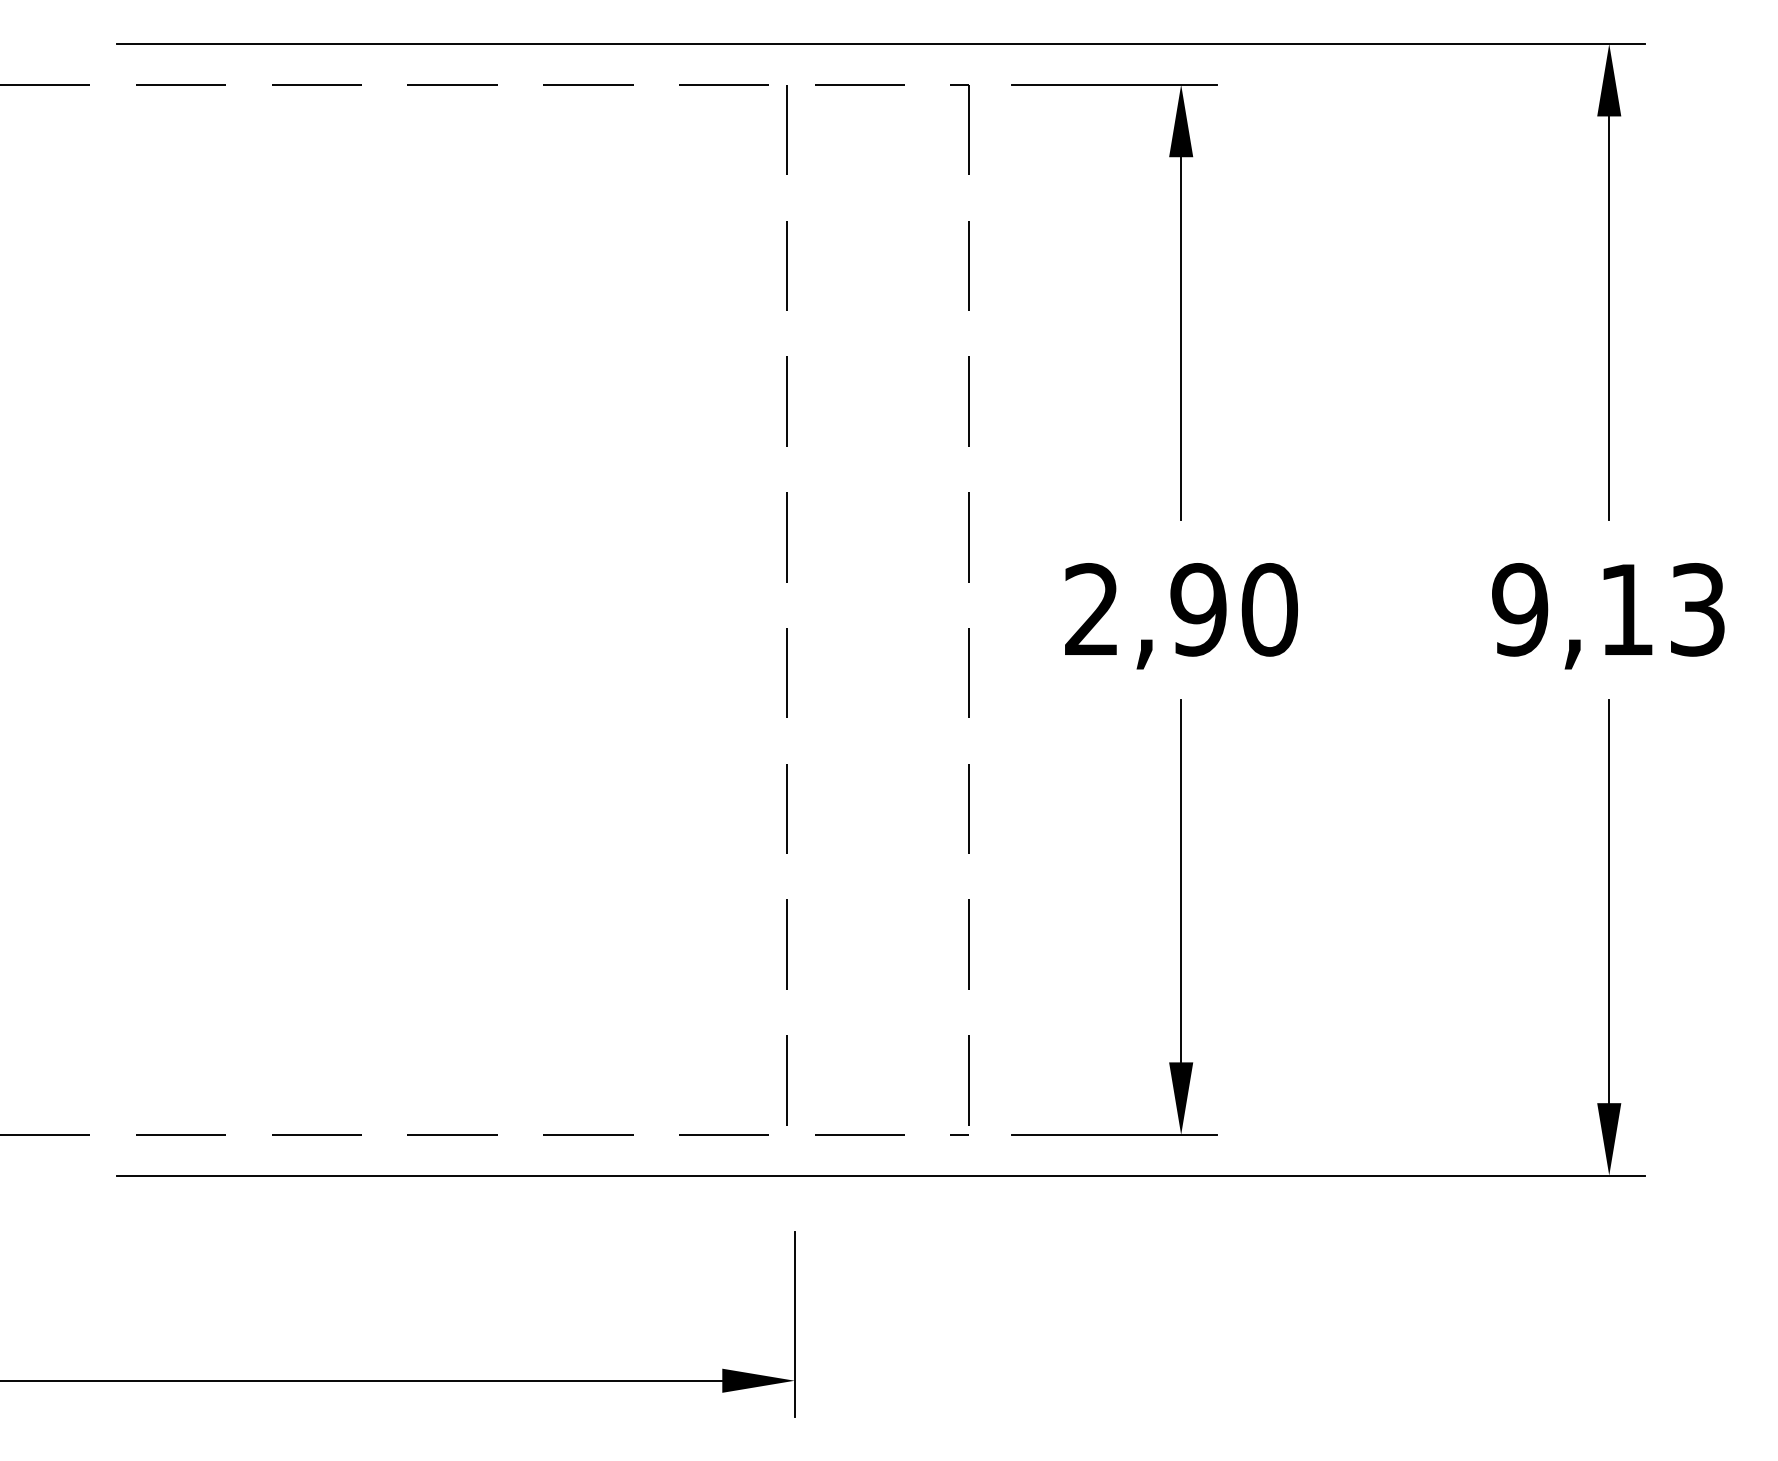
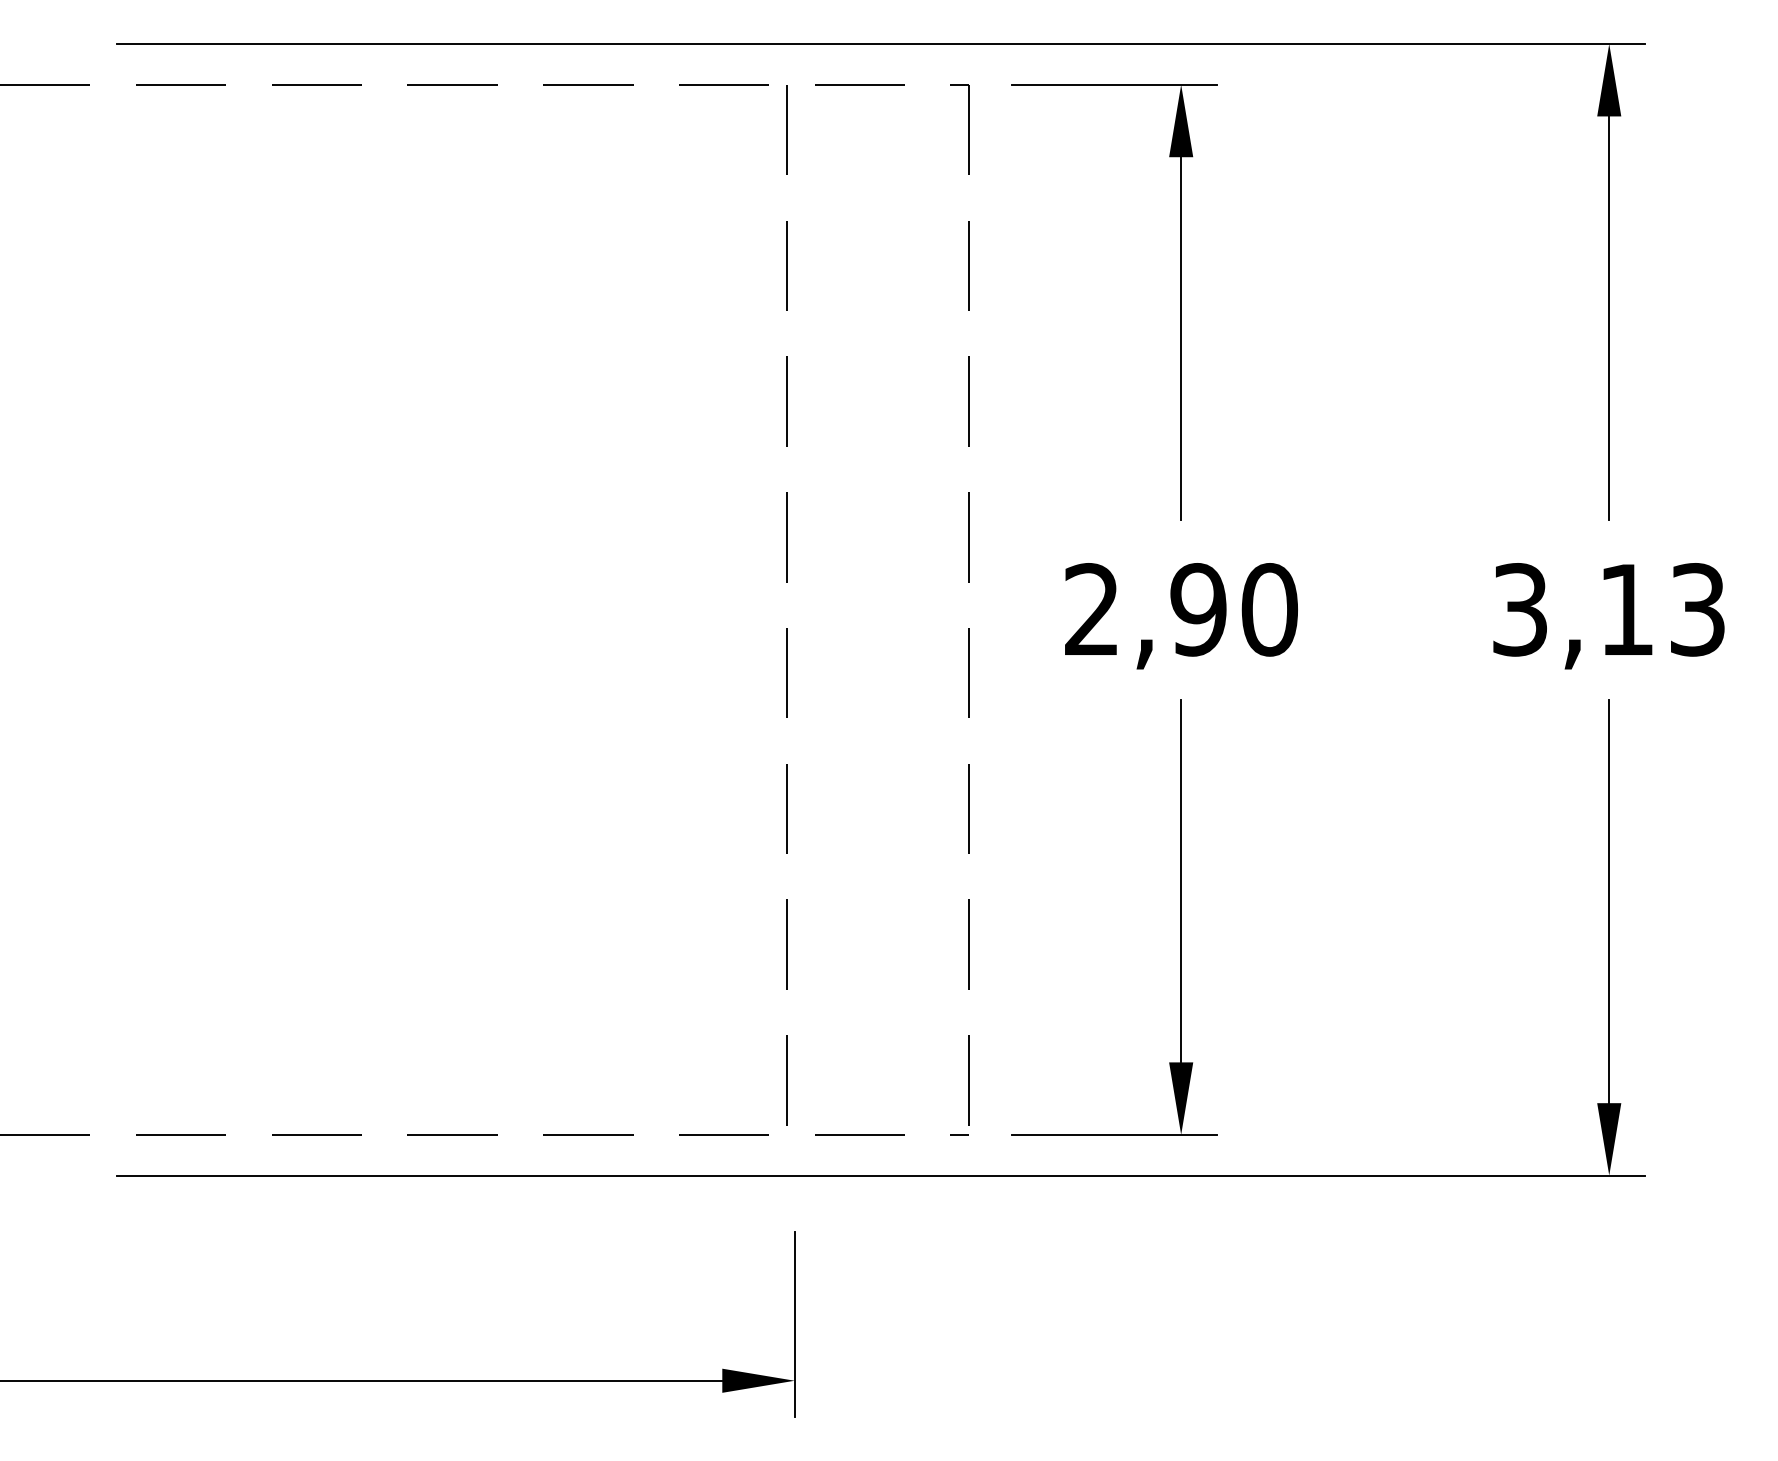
text: 9,13 -> 3,13 (1520, 609)
